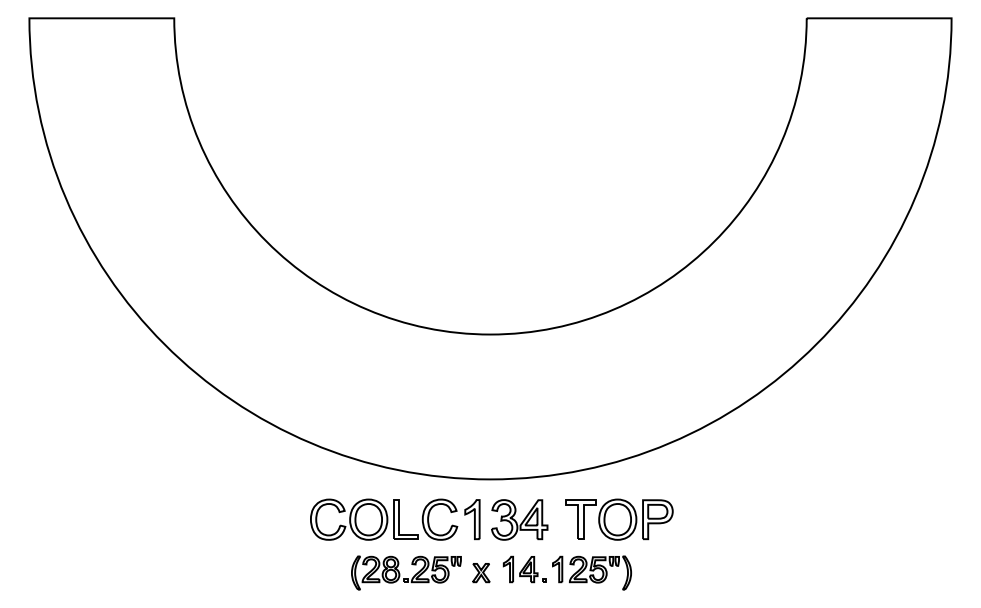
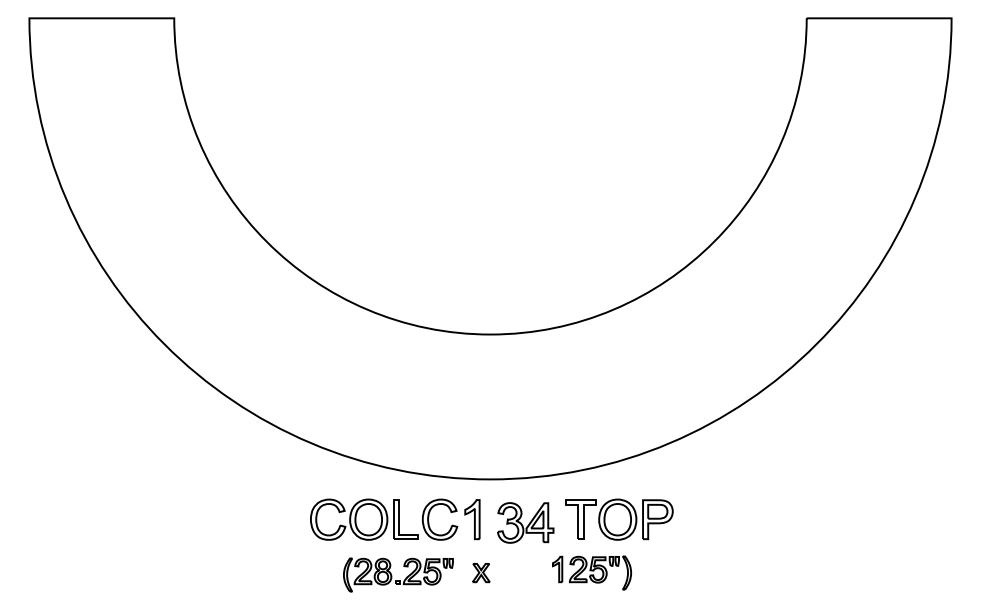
part position: (519, 519) -> (525, 522) (525, 522)
part: present -> none (524, 569)
part position: (406, 572) -> (398, 574) (398, 574)
